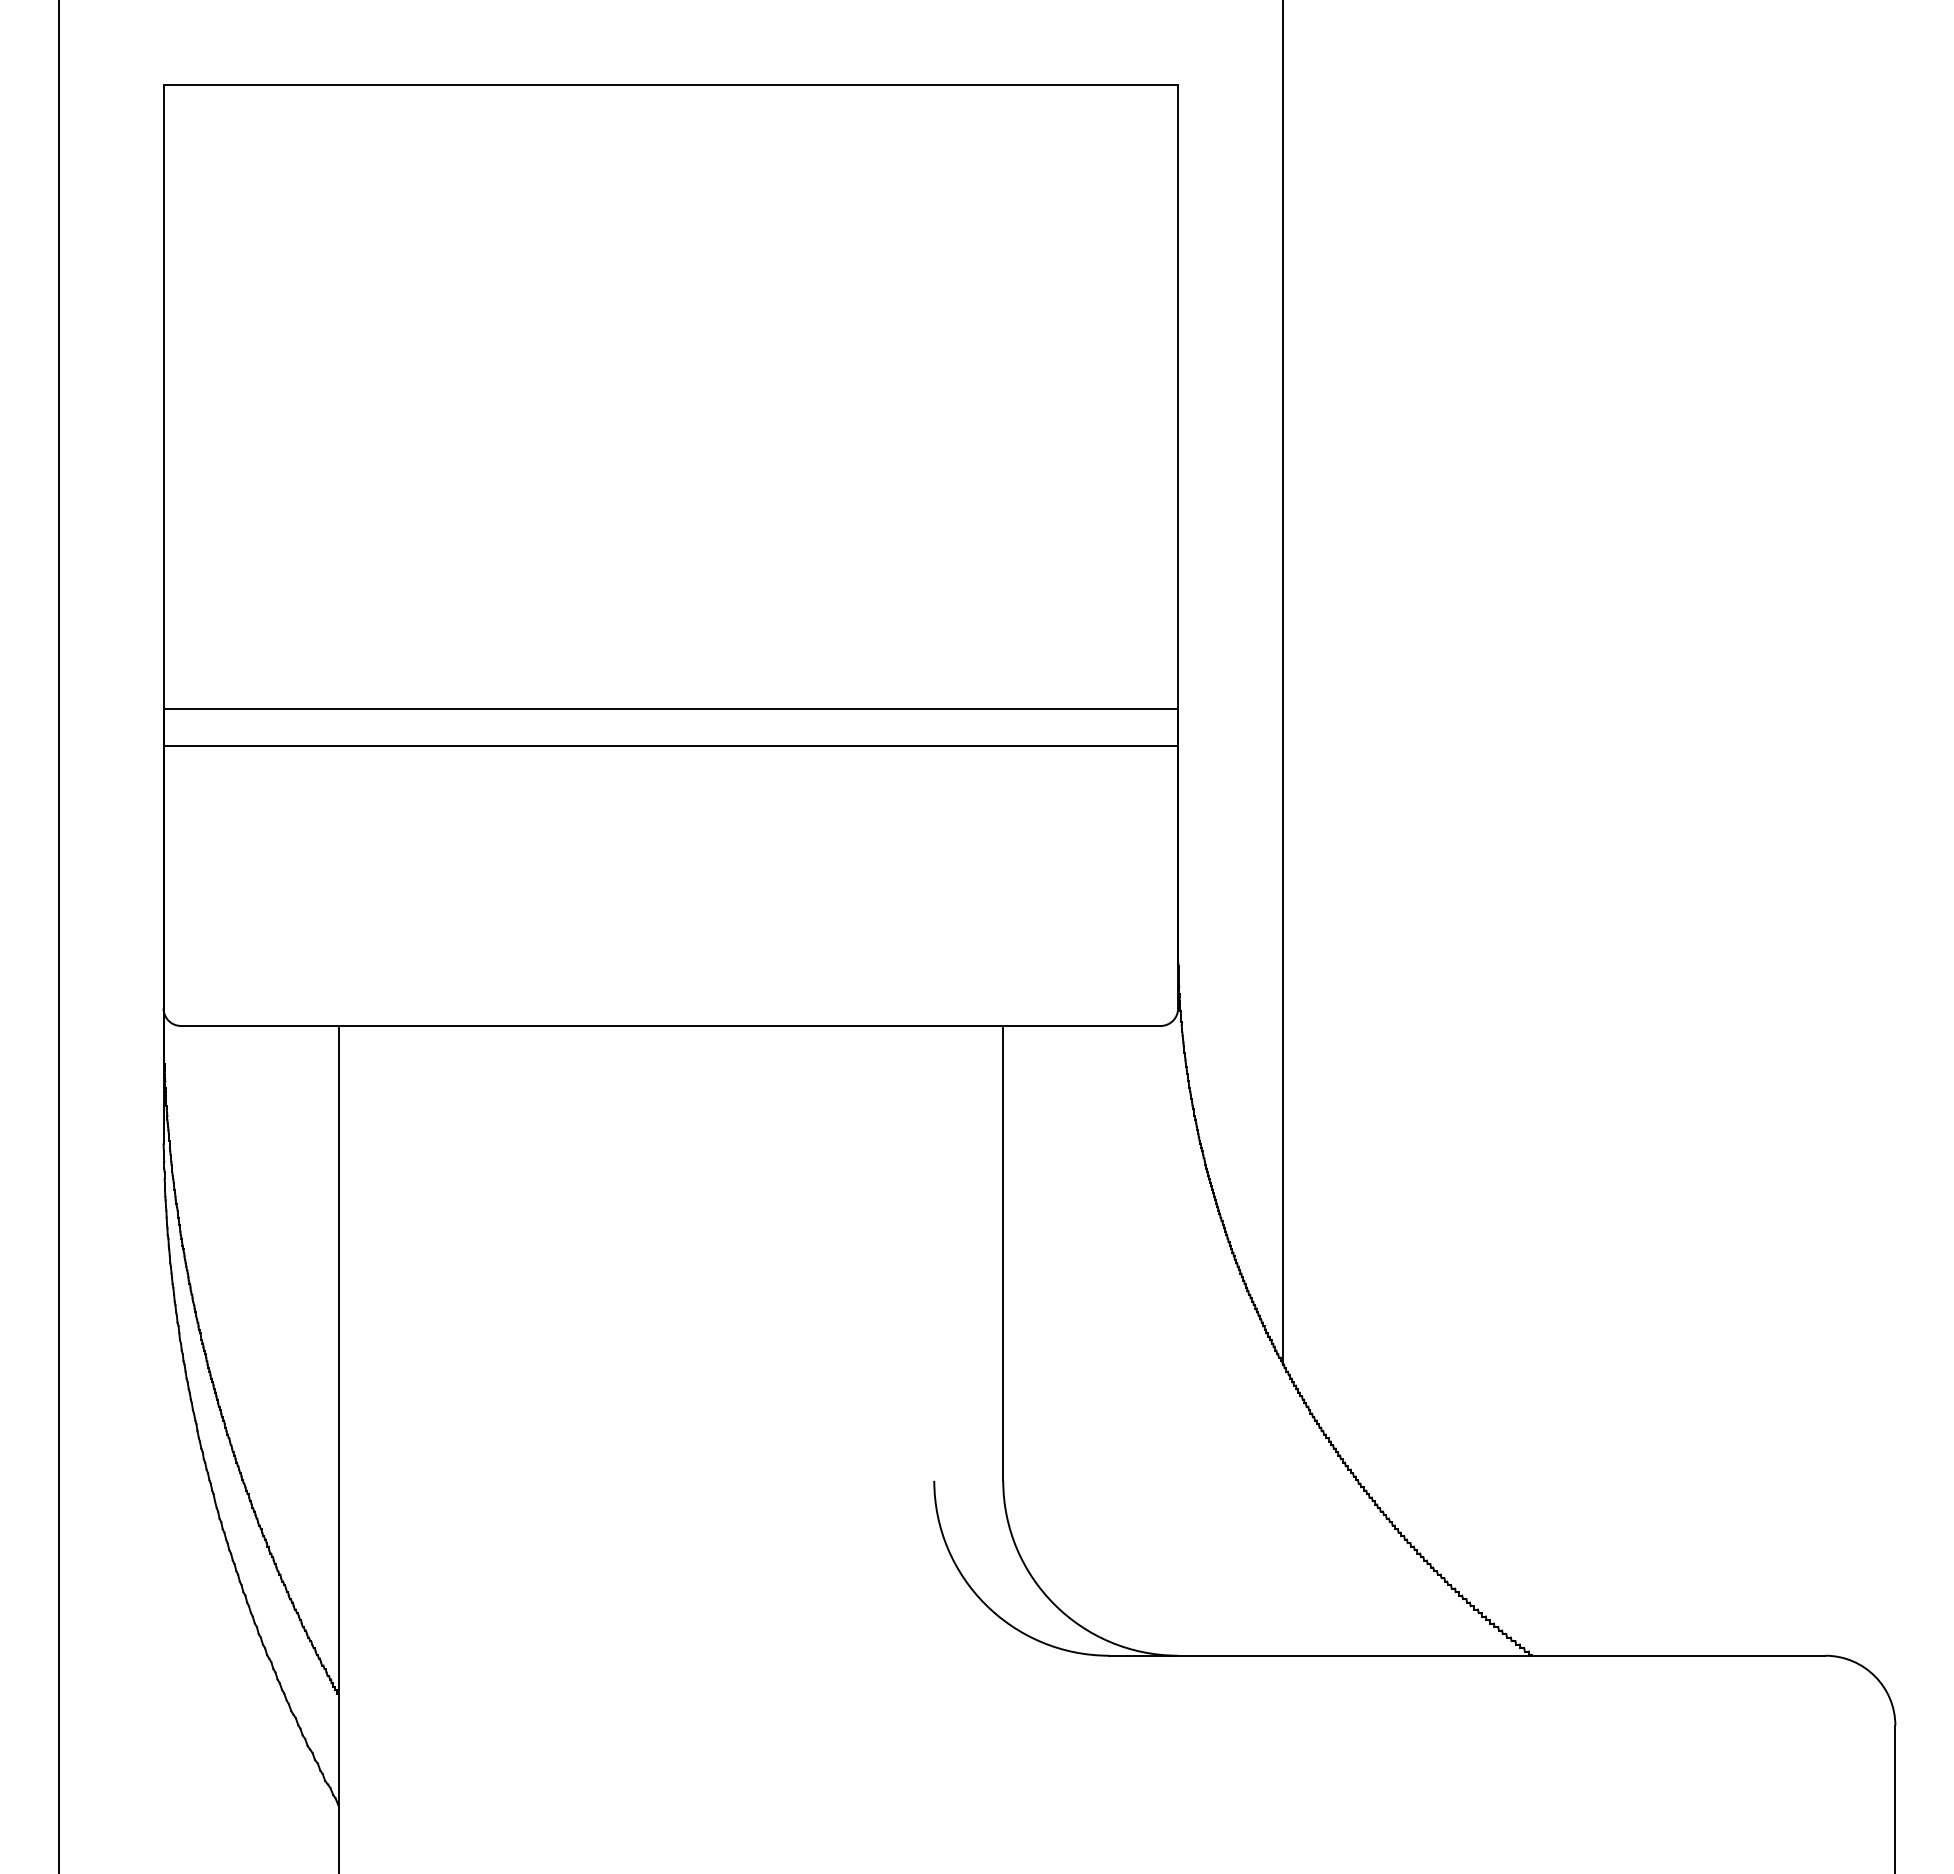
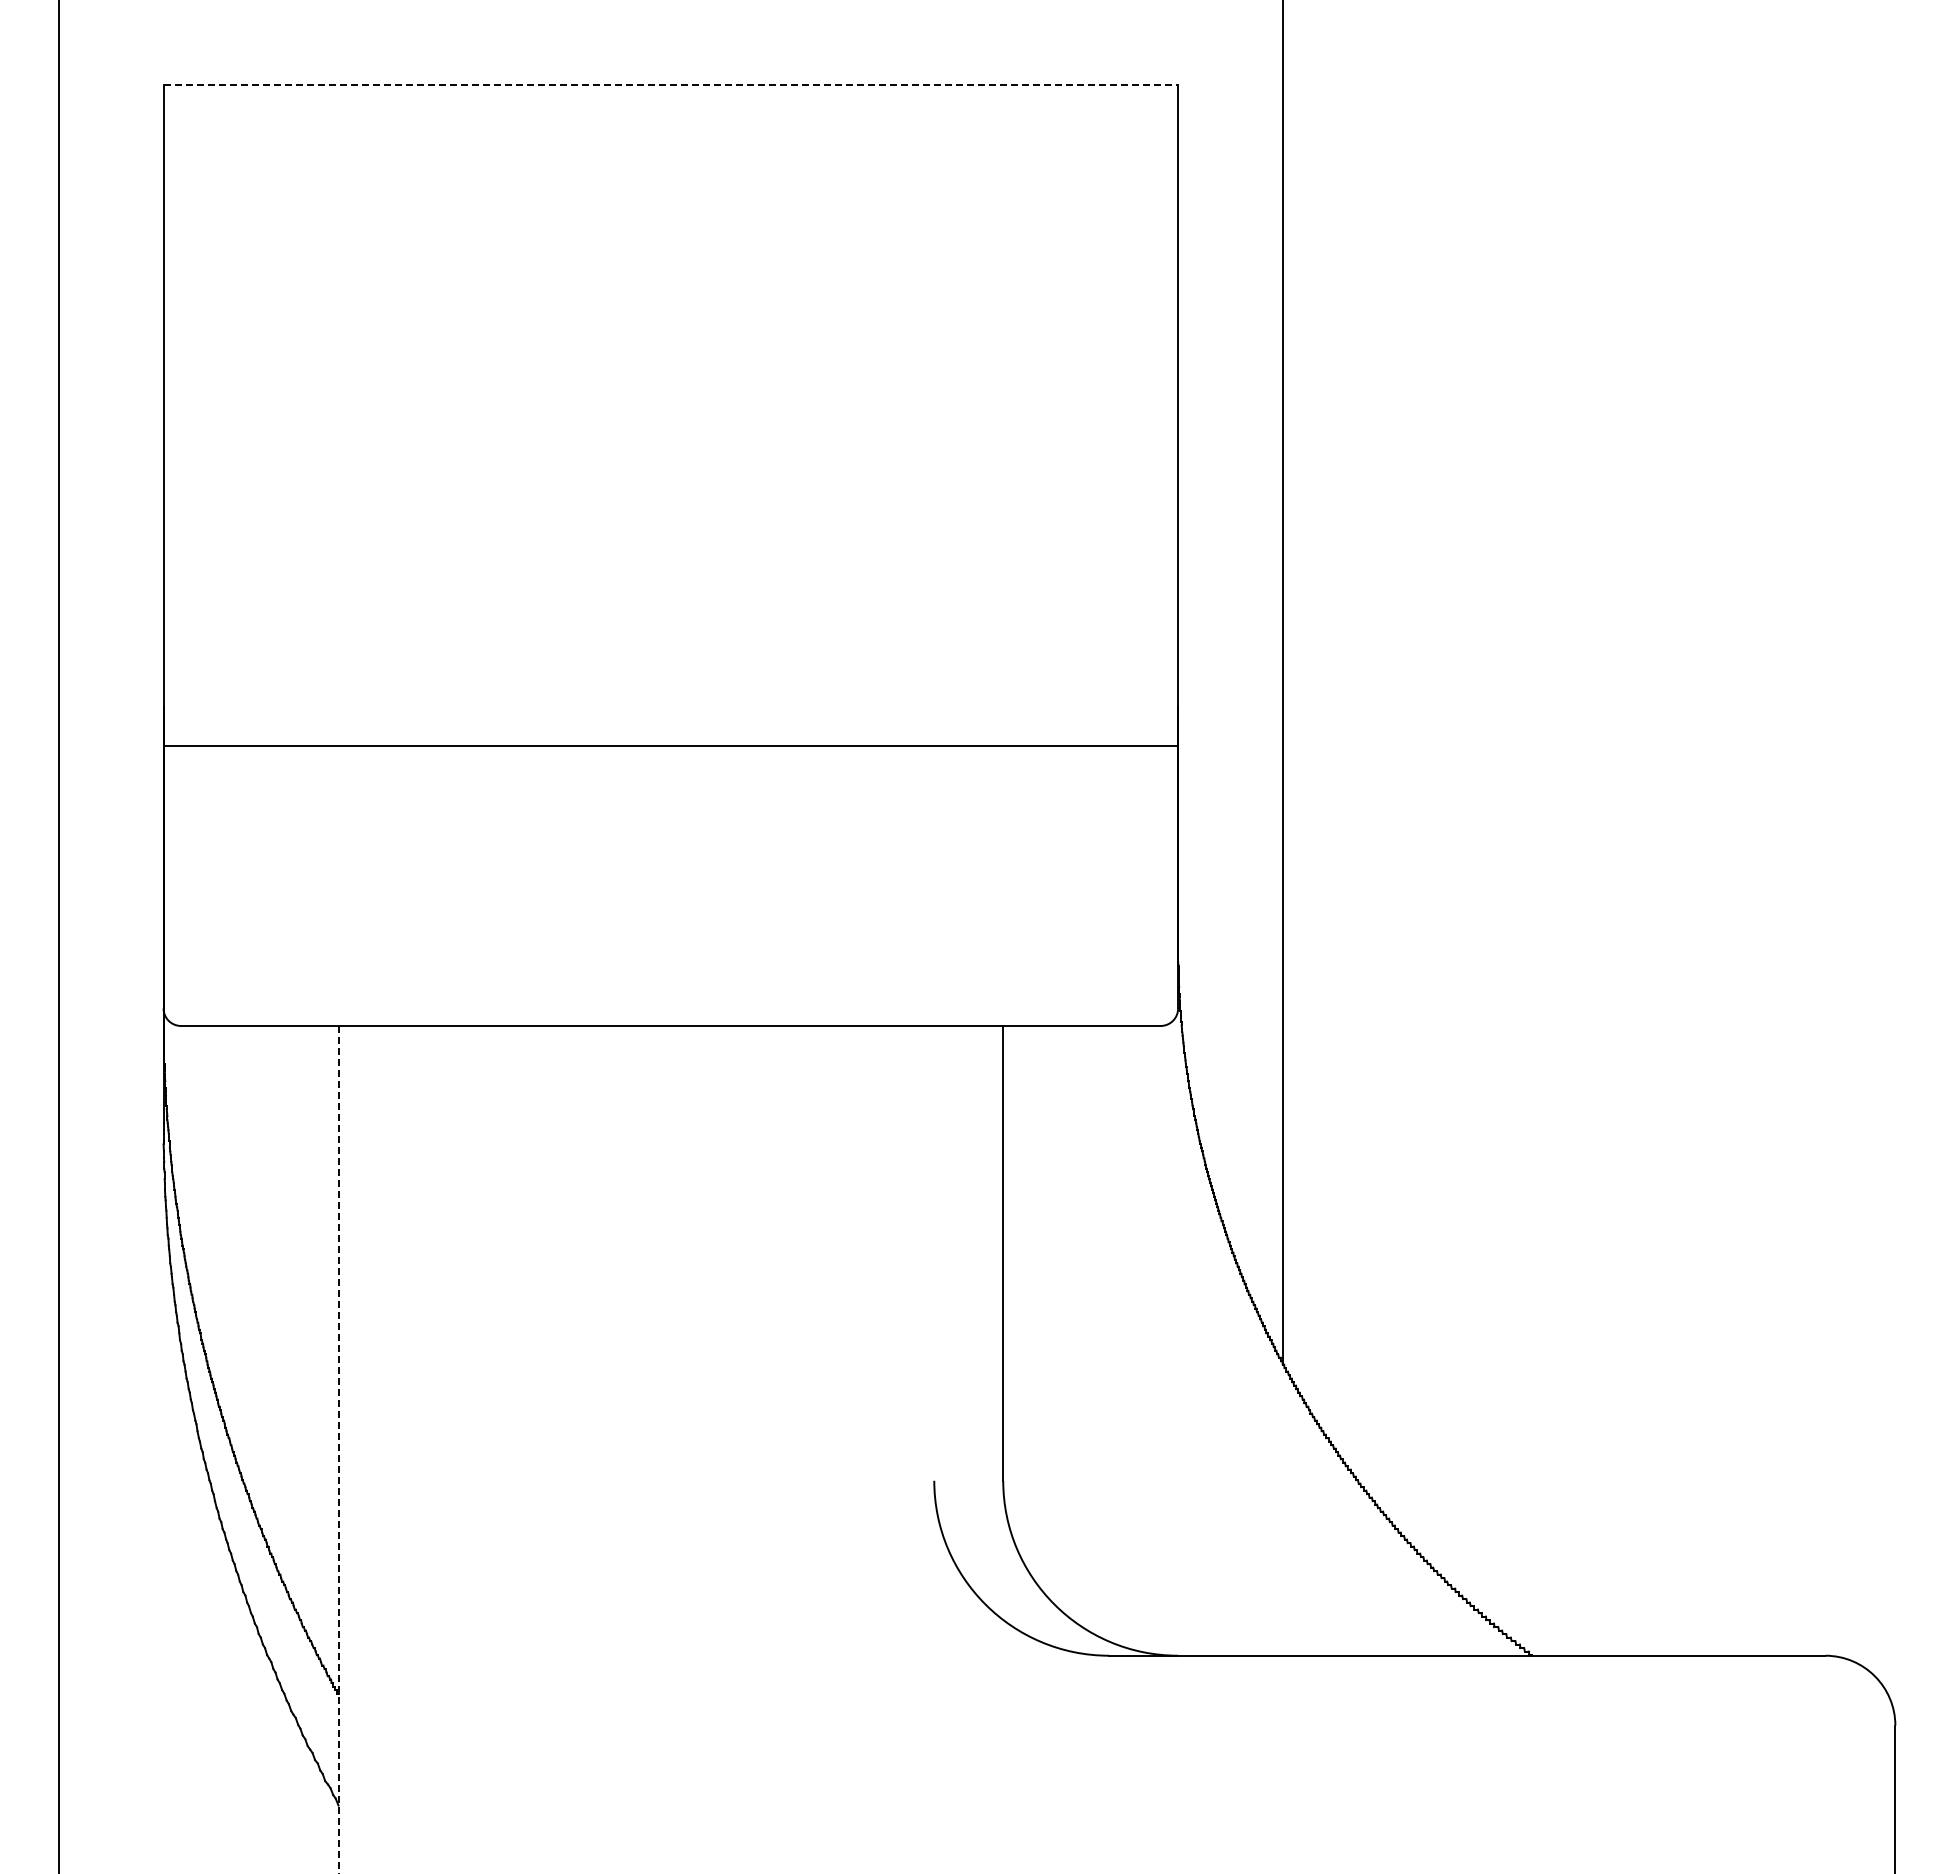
line: solid -> dashed (671, 84)
line: present -> none (670, 708)
line: solid -> dashed (338, 1449)
